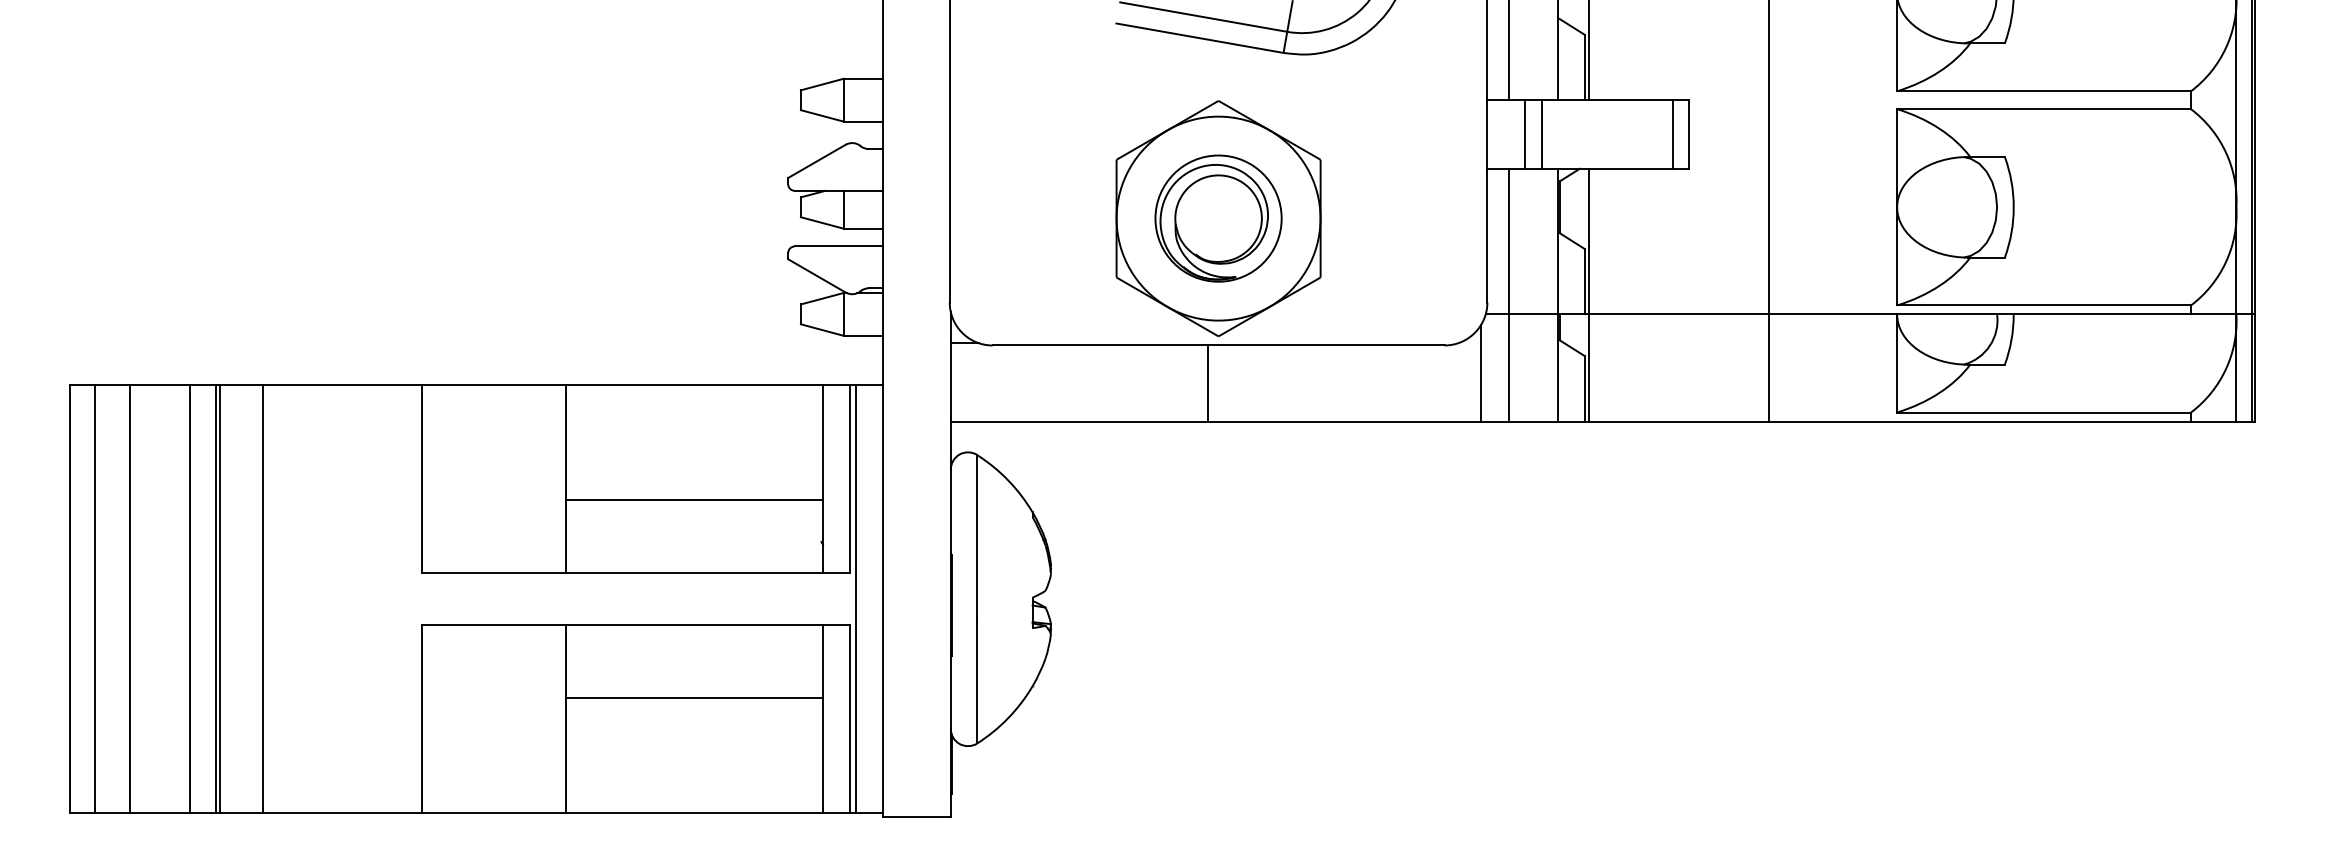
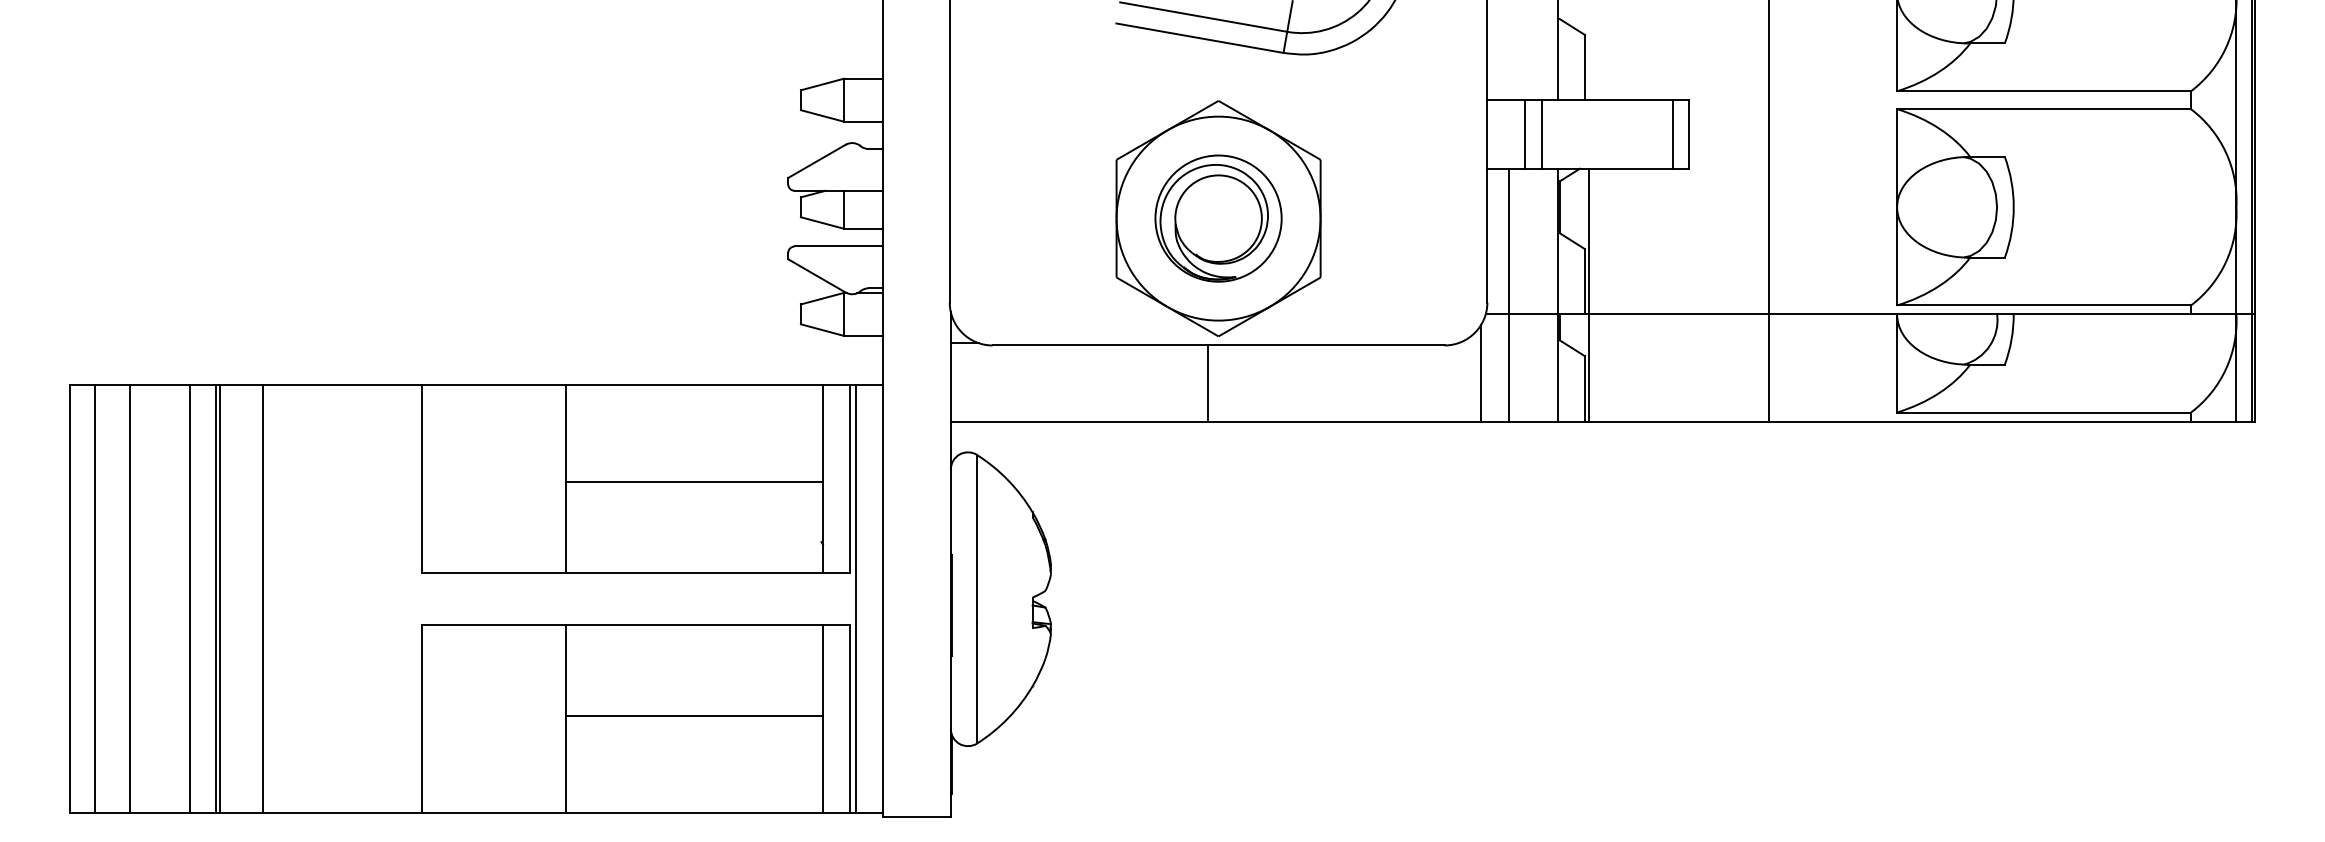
line: present -> none (1509, 51)
line: present -> none (1589, 51)
line position: (694, 500) -> (694, 482) (694, 482)
line position: (694, 698) -> (694, 716) (694, 716)
